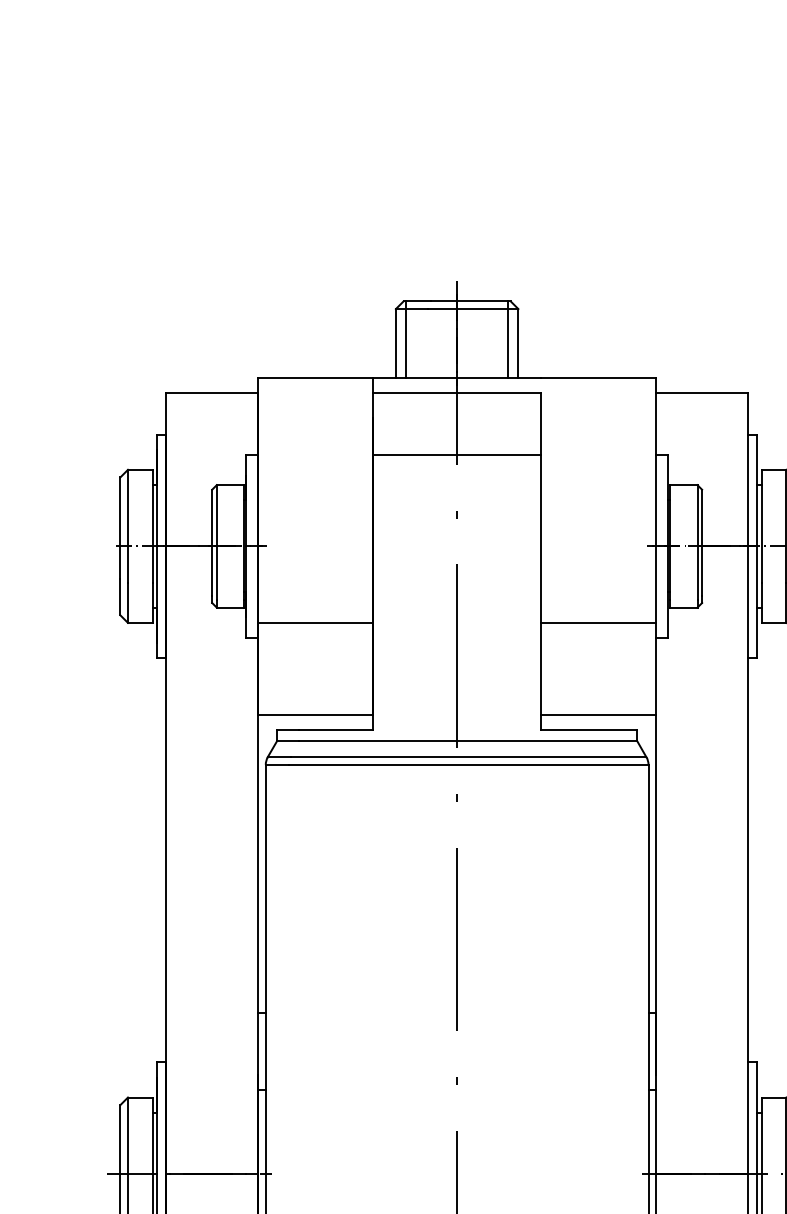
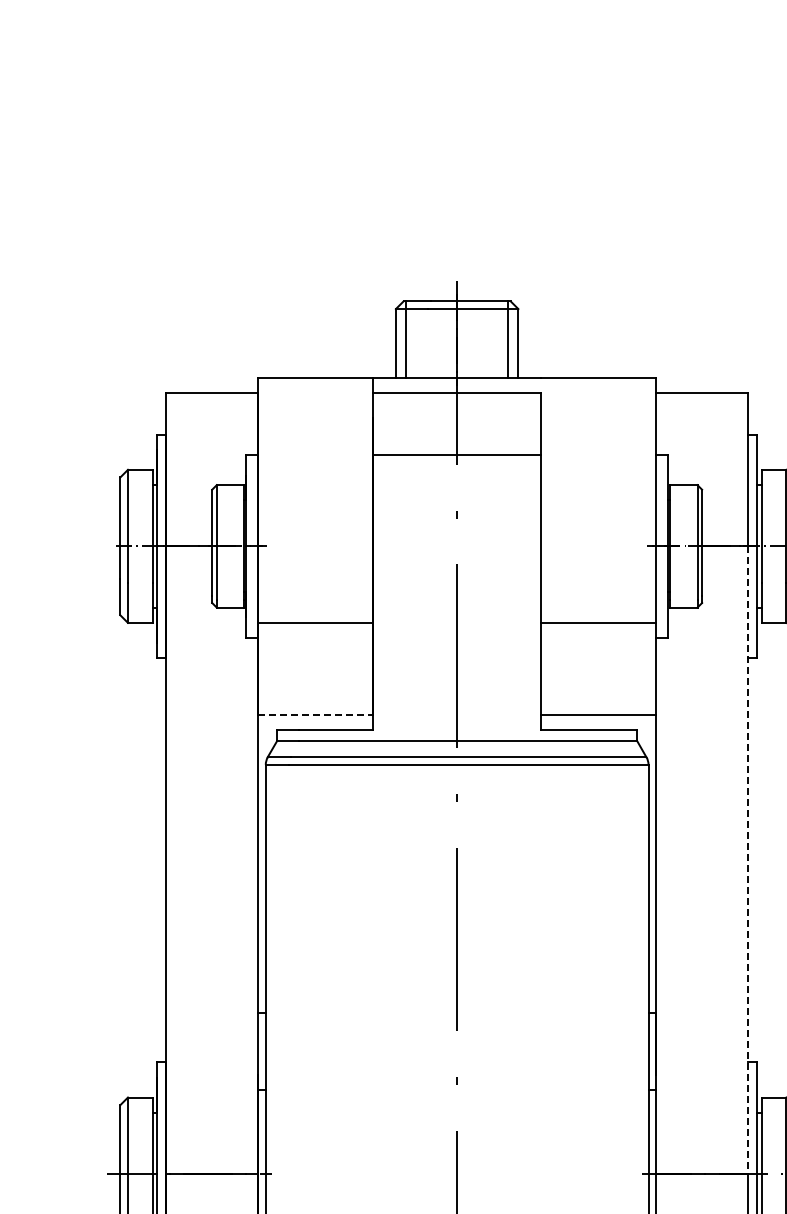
line: solid -> dashed (316, 714)
line: solid -> dashed (748, 860)
